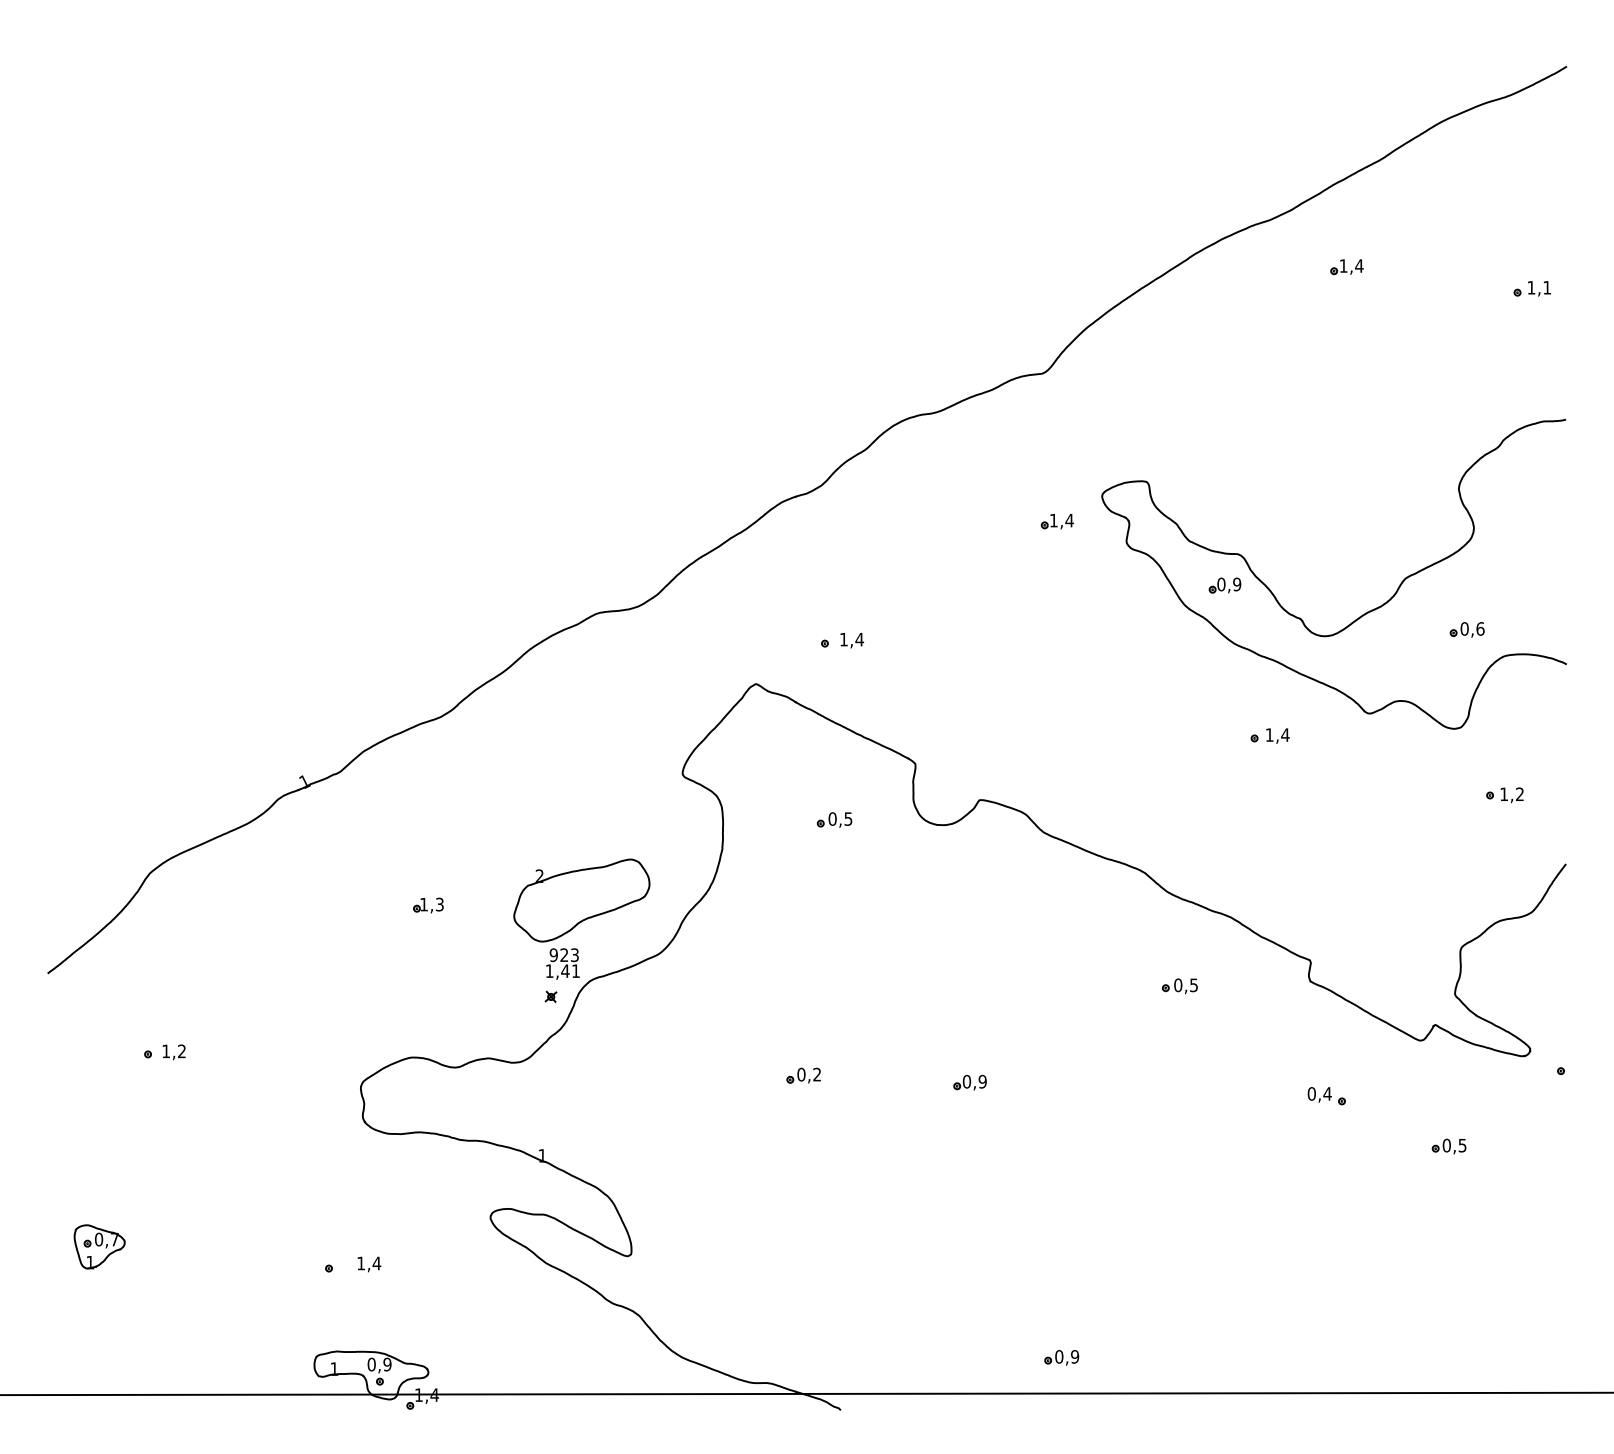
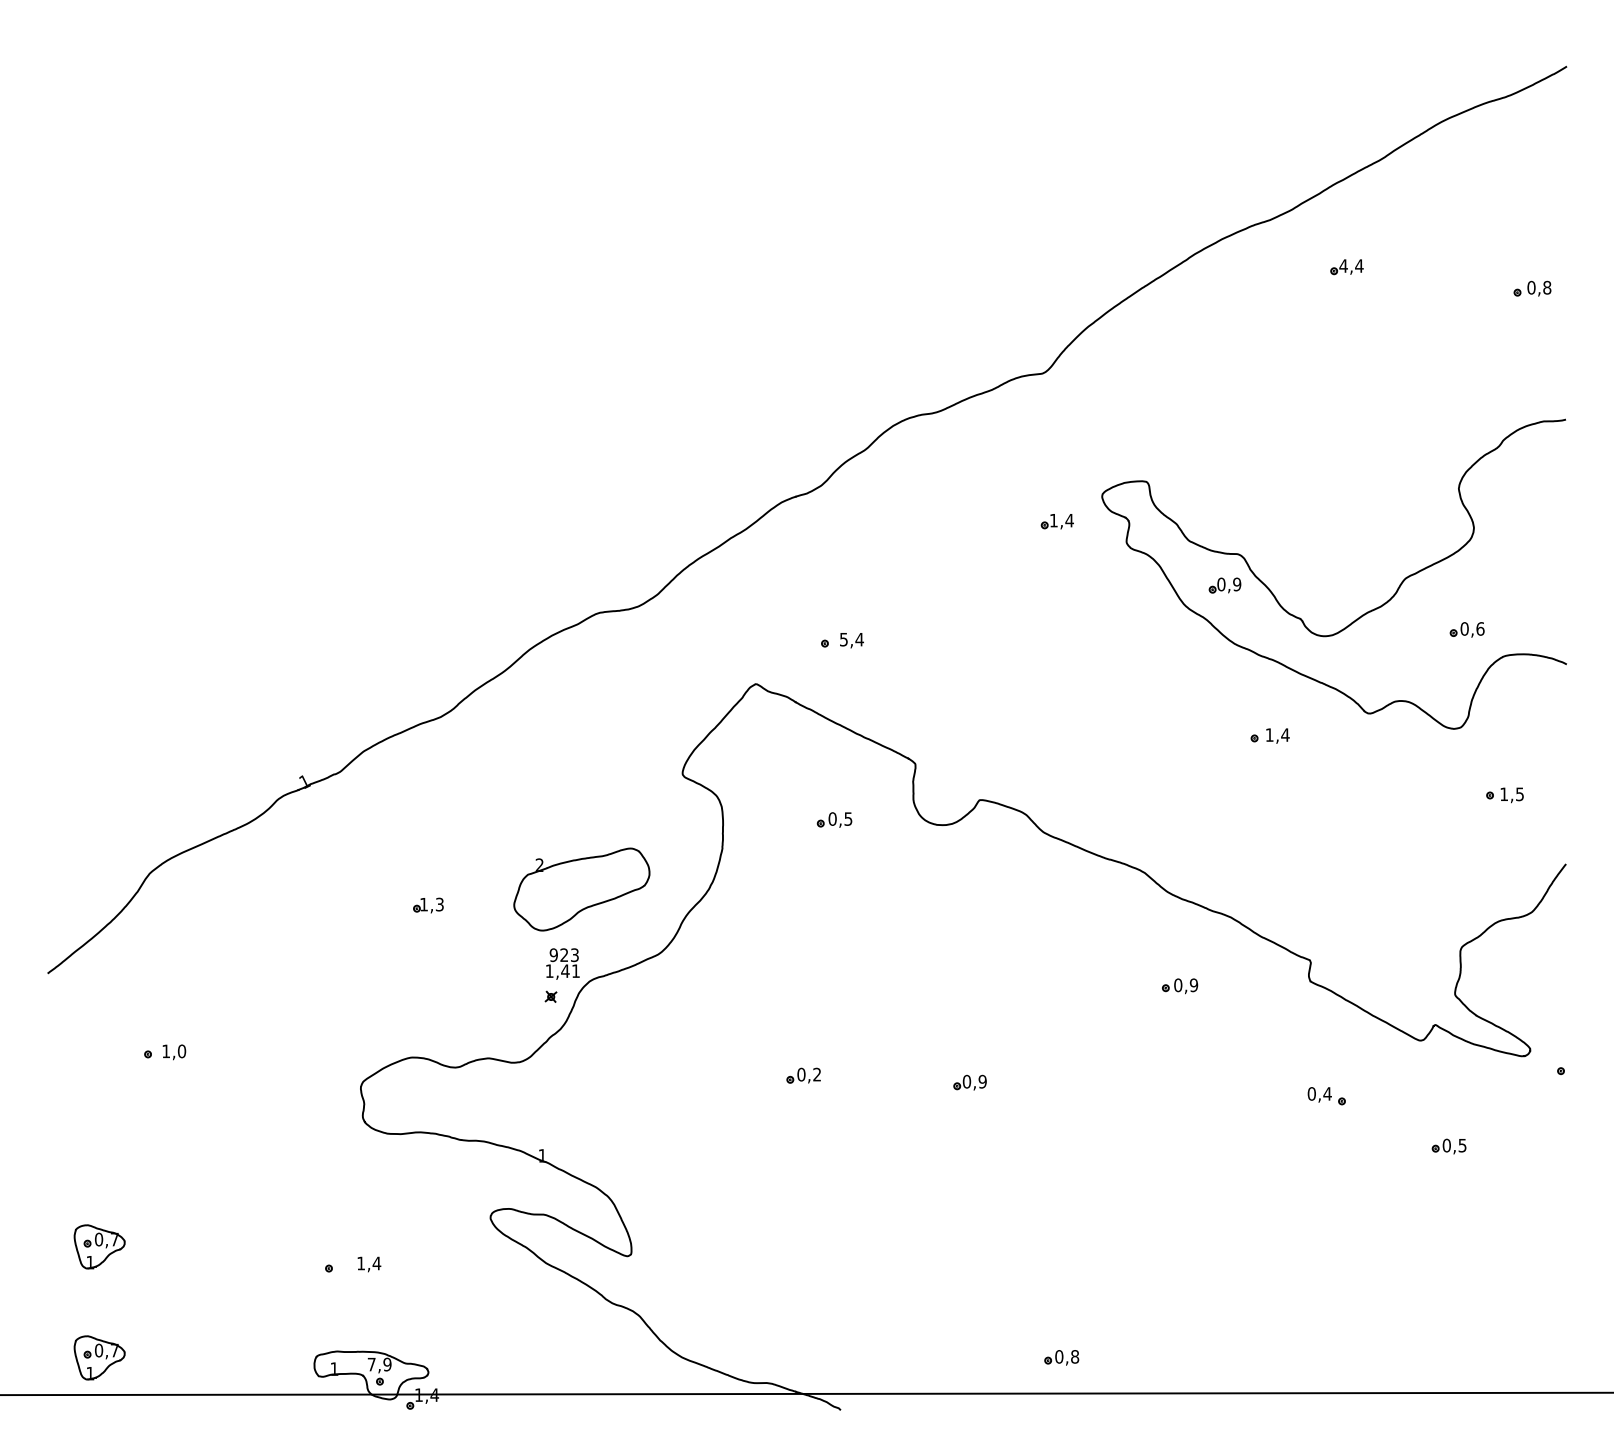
text: 1,4 -> 4,4 (1343, 265)
text: 1,1 -> 0,8 (1539, 287)
text: 1,4 -> 5,4 (843, 639)
text: 1,2 -> 1,5 (1519, 794)
part position: (581, 900) -> (581, 889) (581, 889)
text: 0,5 -> 0,9 (1193, 984)
text: 1,2 -> 1,0 (181, 1051)
text: 0,9 -> 0,8 (1075, 1356)
part: none -> present (99, 1357)
text: 0,9 -> 7,9 (371, 1364)
